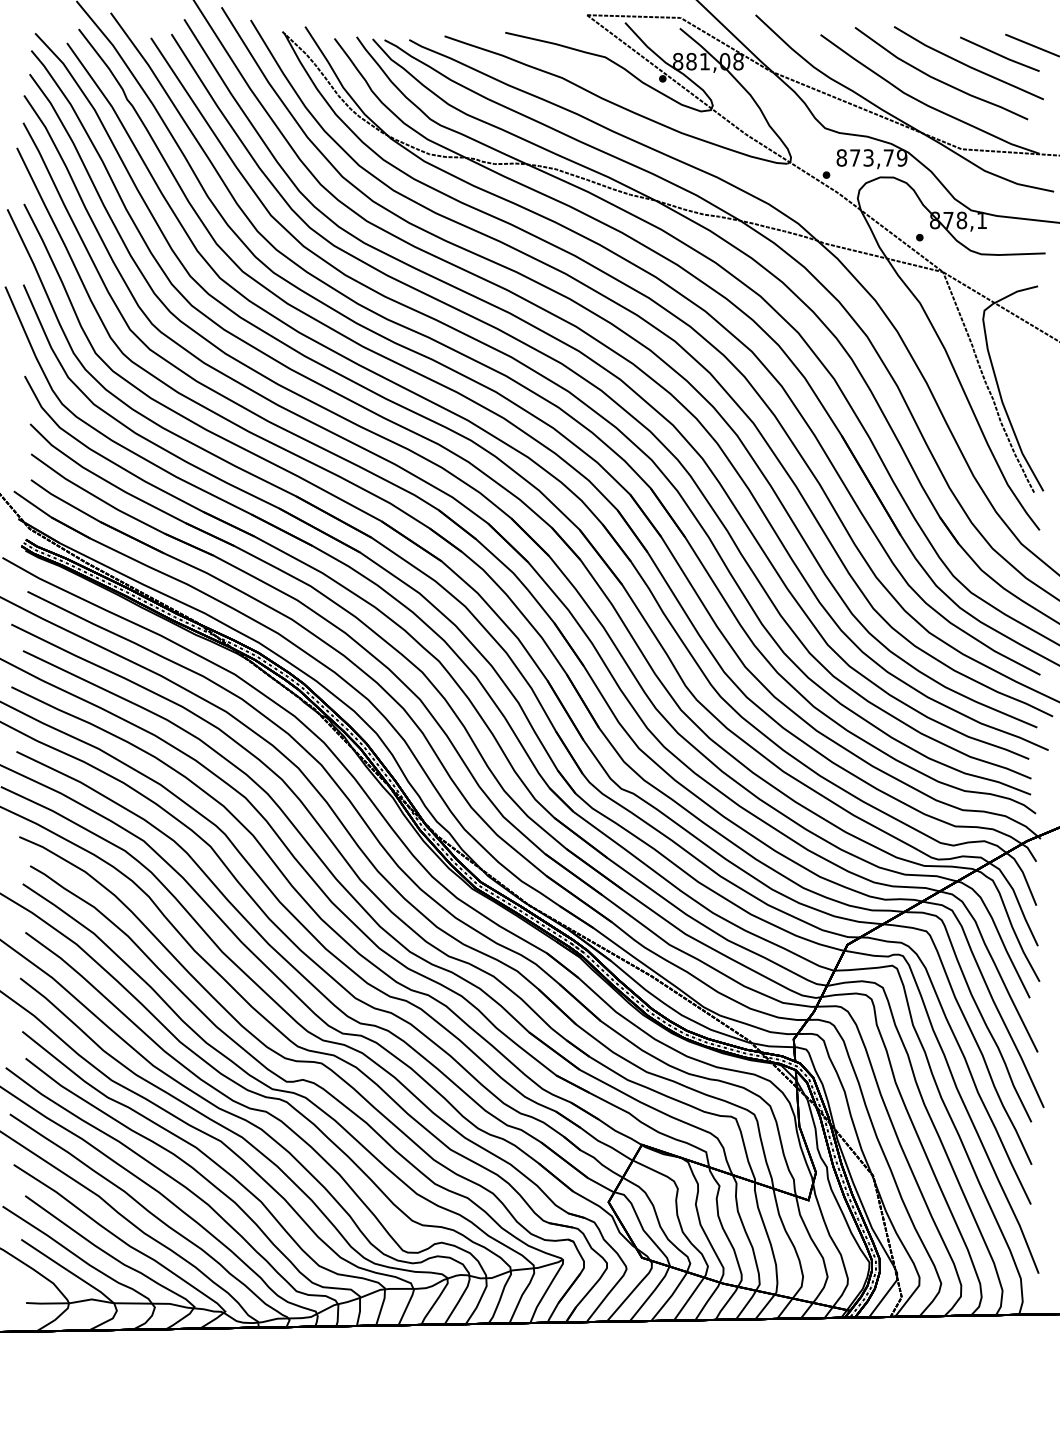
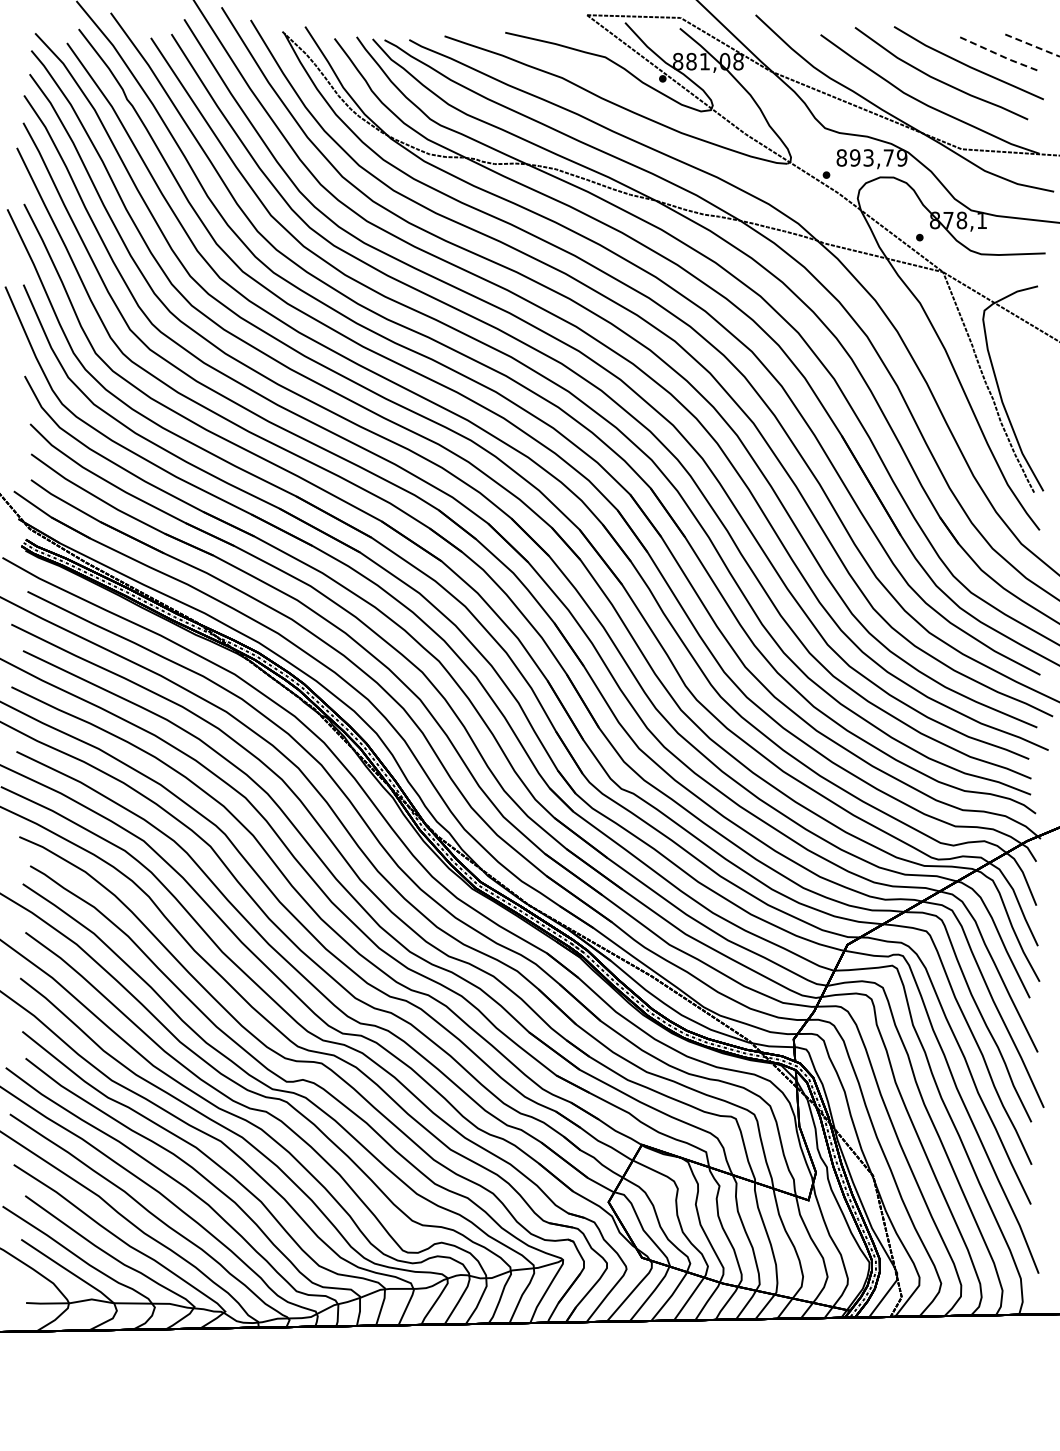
line: solid -> dashed (1032, 45)
line: solid -> dashed (1000, 55)
text: 873,79 -> 893,79 (855, 157)
